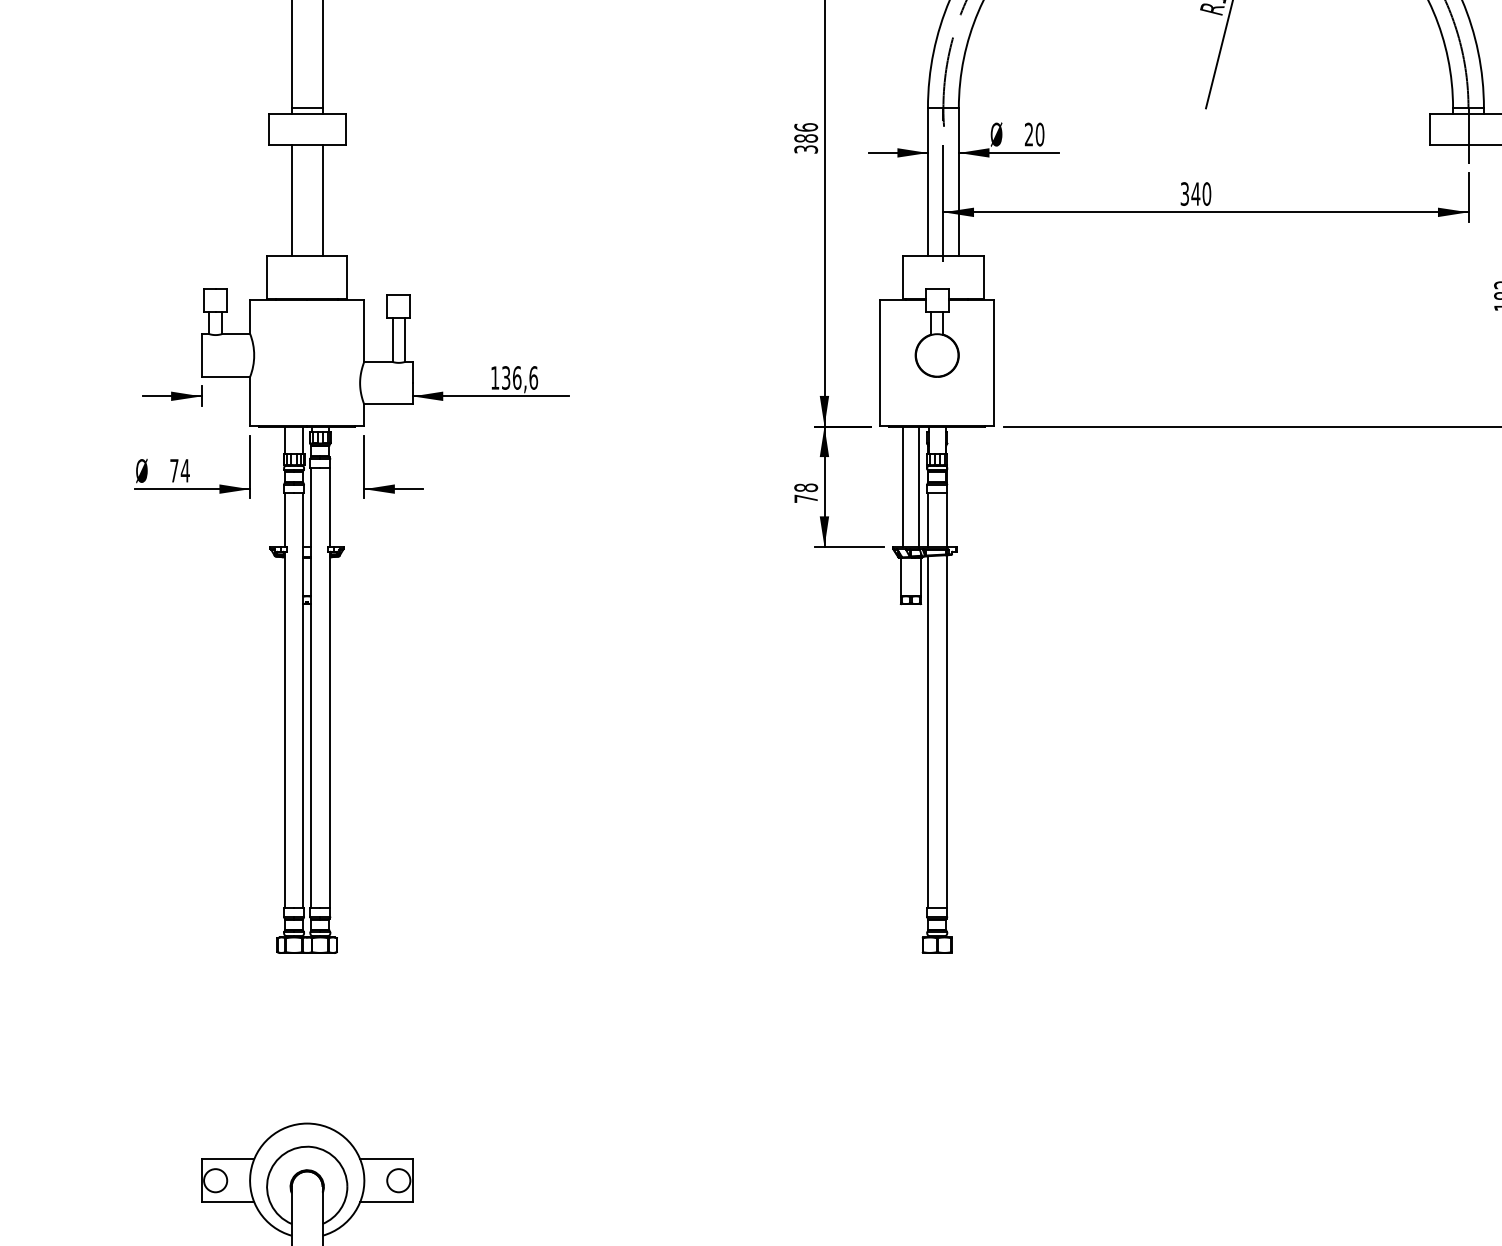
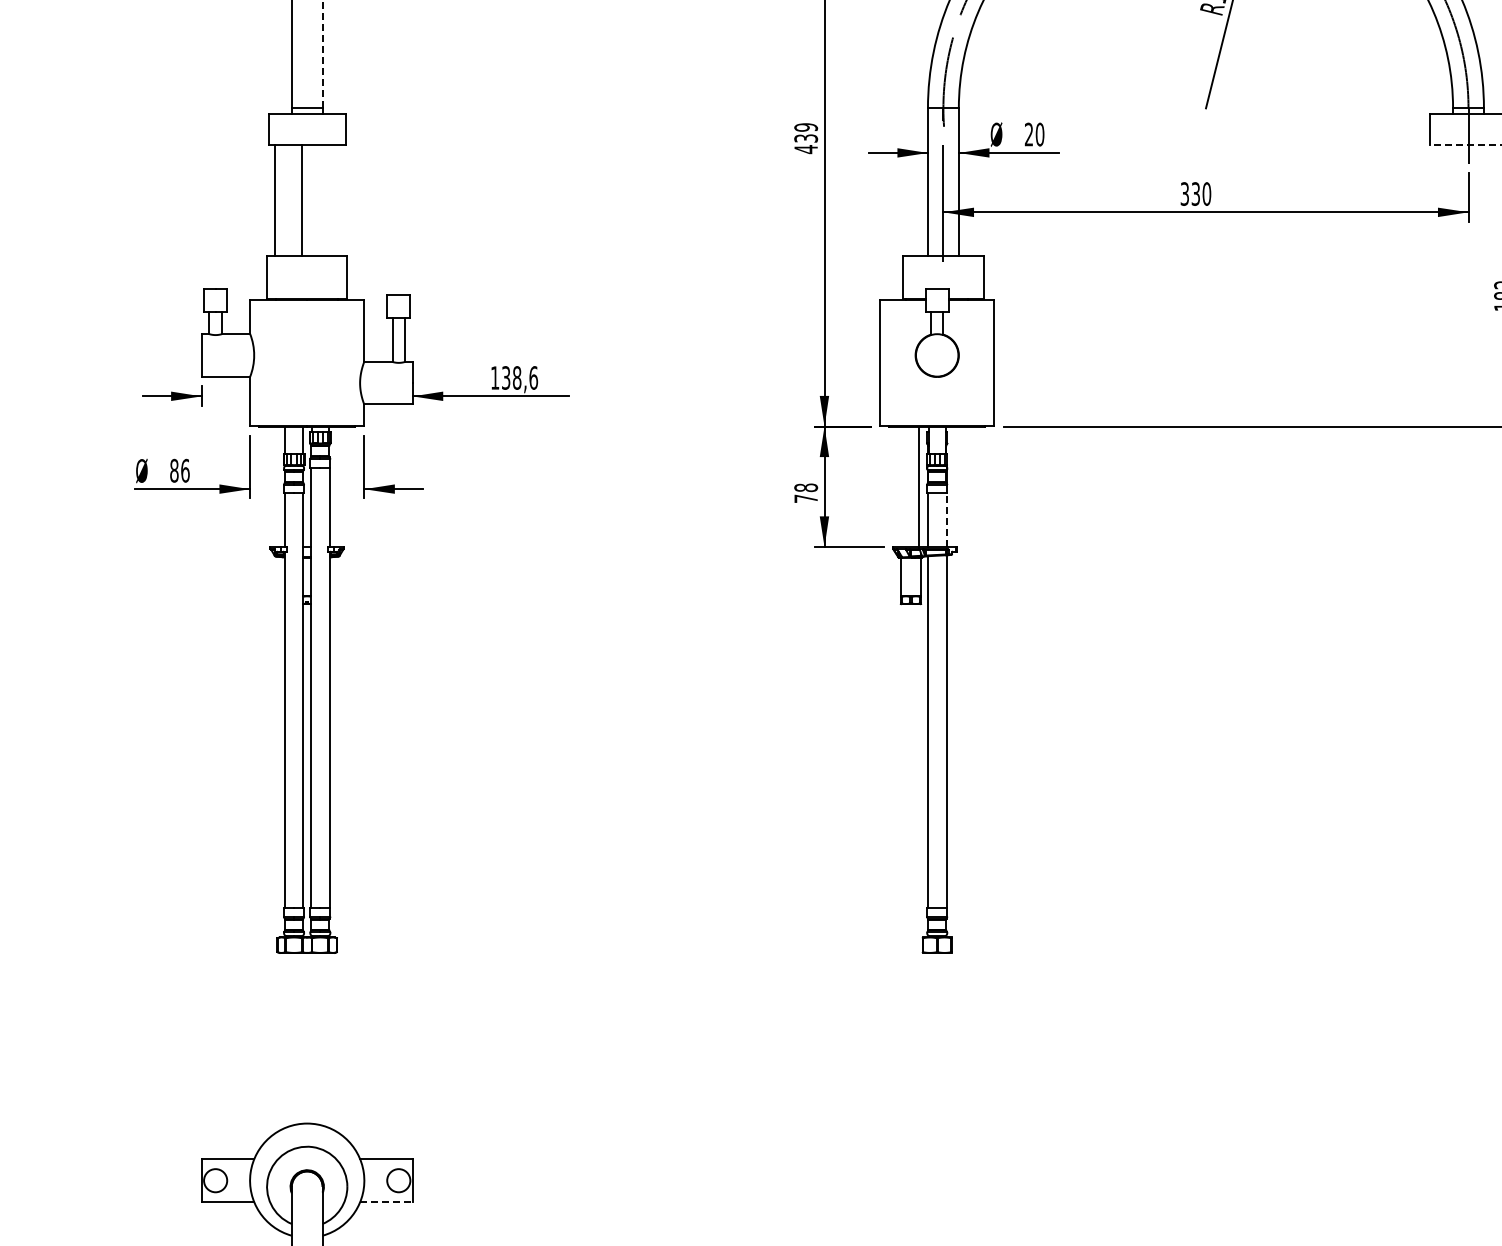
line: solid -> dashed (322, 54)
text: 386 -> 439 (806, 138)
line: solid -> dashed (1465, 145)
text: 340 -> 330 (1195, 193)
line position: (291, 200) -> (274, 200) (274, 200)
line position: (322, 200) -> (301, 200) (301, 200)
text: 136,6 -> 138,6 (517, 377)
text: 74 -> 86 (179, 470)
line: present -> none (903, 486)
line: solid -> dashed (946, 520)
line: solid -> dashed (386, 1201)
